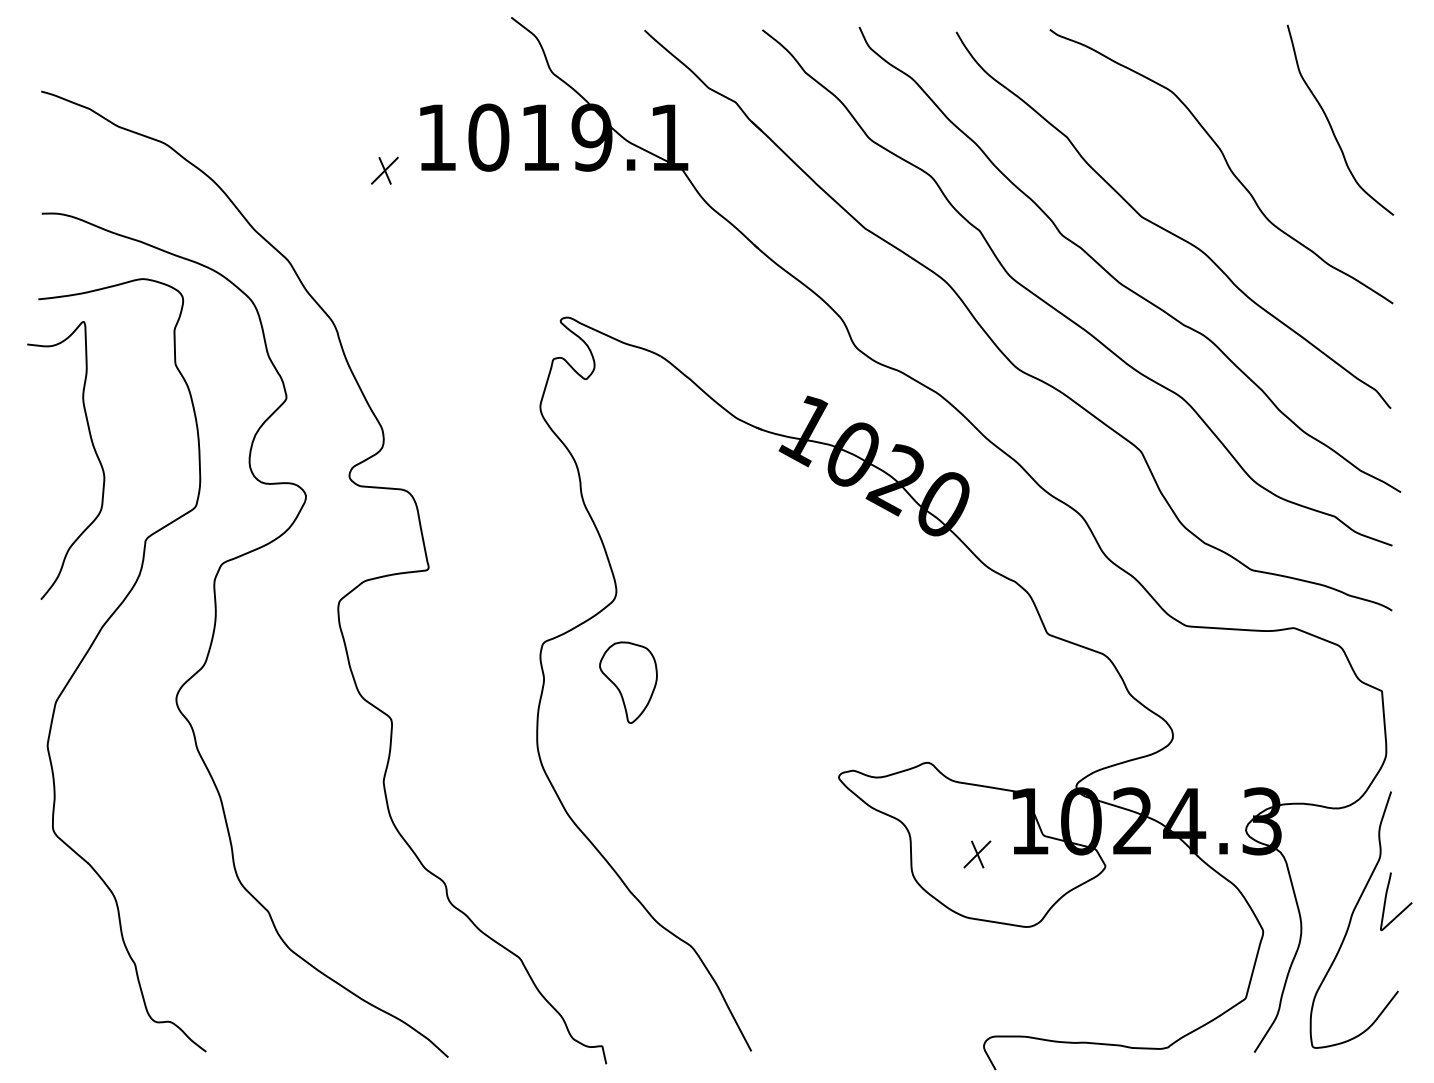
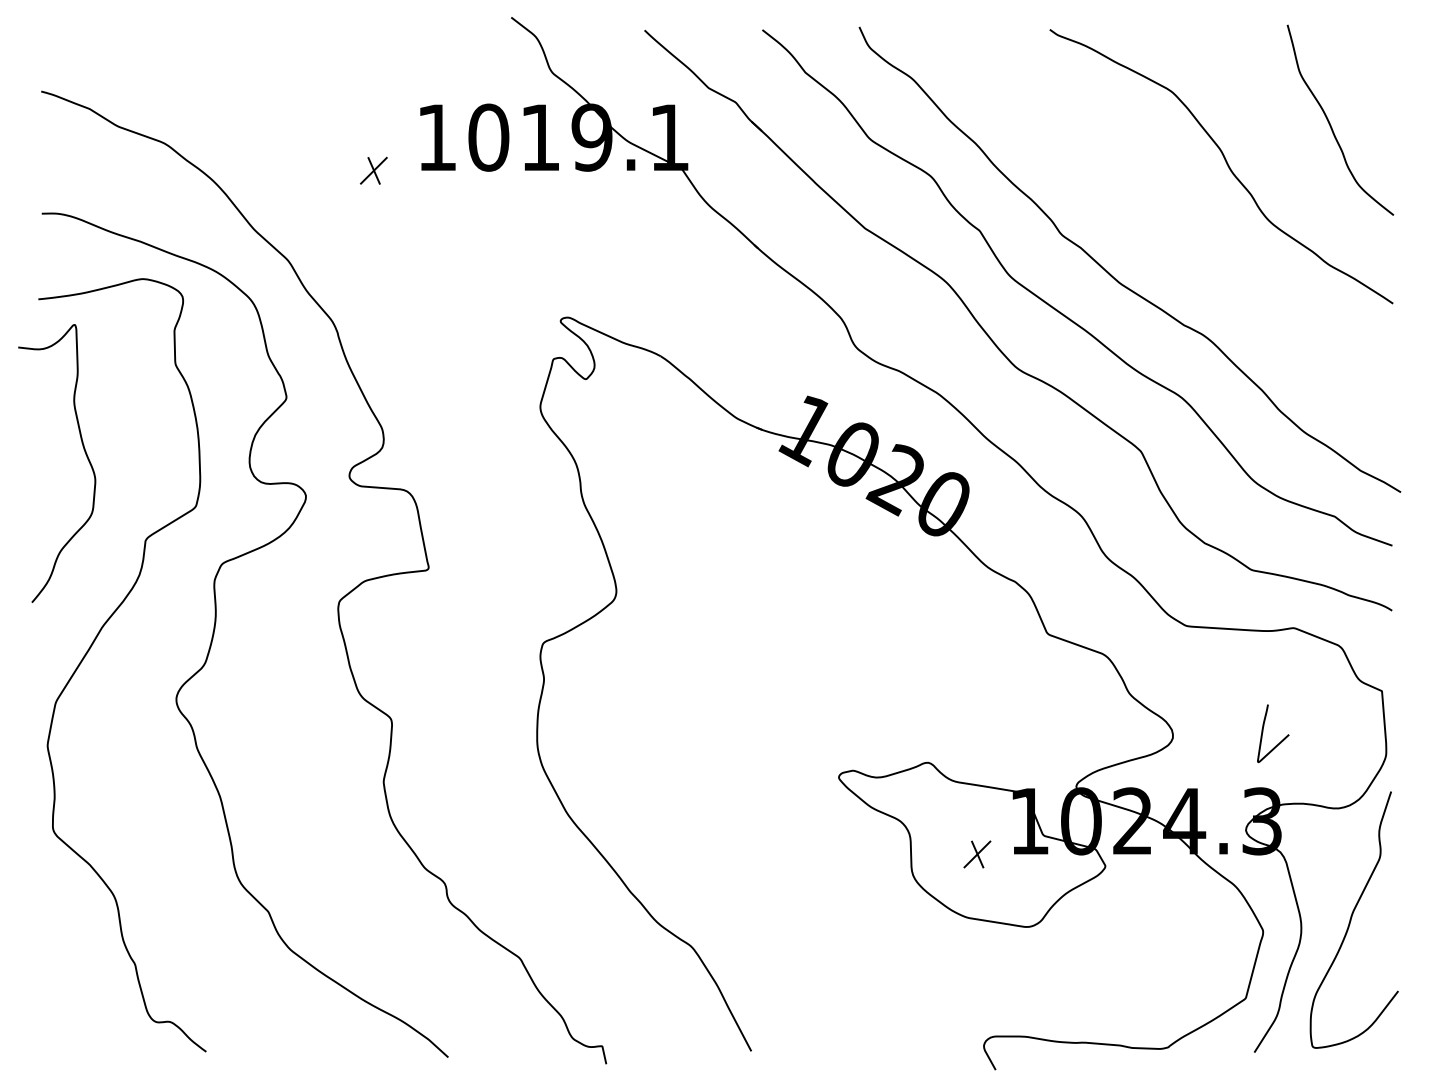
part position: (384, 170) -> (373, 170) (373, 170)
curve: present -> none (1168, 230)
curve position: (93, 449) -> (84, 452) (84, 452)
part: present -> none (628, 682)
curve position: (1386, 900) -> (1263, 732) (1263, 732)
